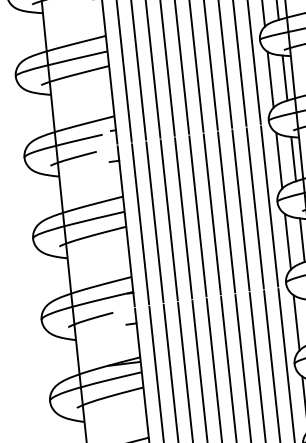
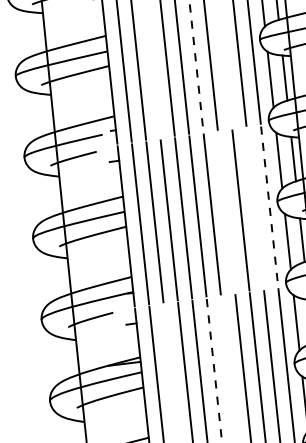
line: present -> none (225, 64)
line: solid -> dashed (196, 66)
line: present -> none (153, 69)
line: solid -> dashed (269, 207)
line: present -> none (254, 208)
line: present -> none (226, 212)
line: present -> none (228, 368)
line: solid -> dashed (214, 370)
line: present -> none (170, 372)
